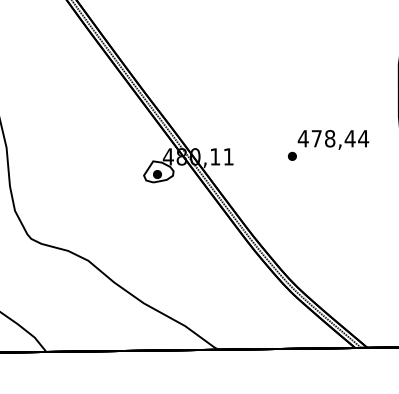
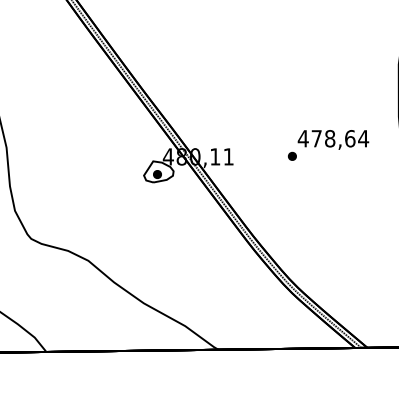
text: 478,44 -> 478,64 (349, 138)
